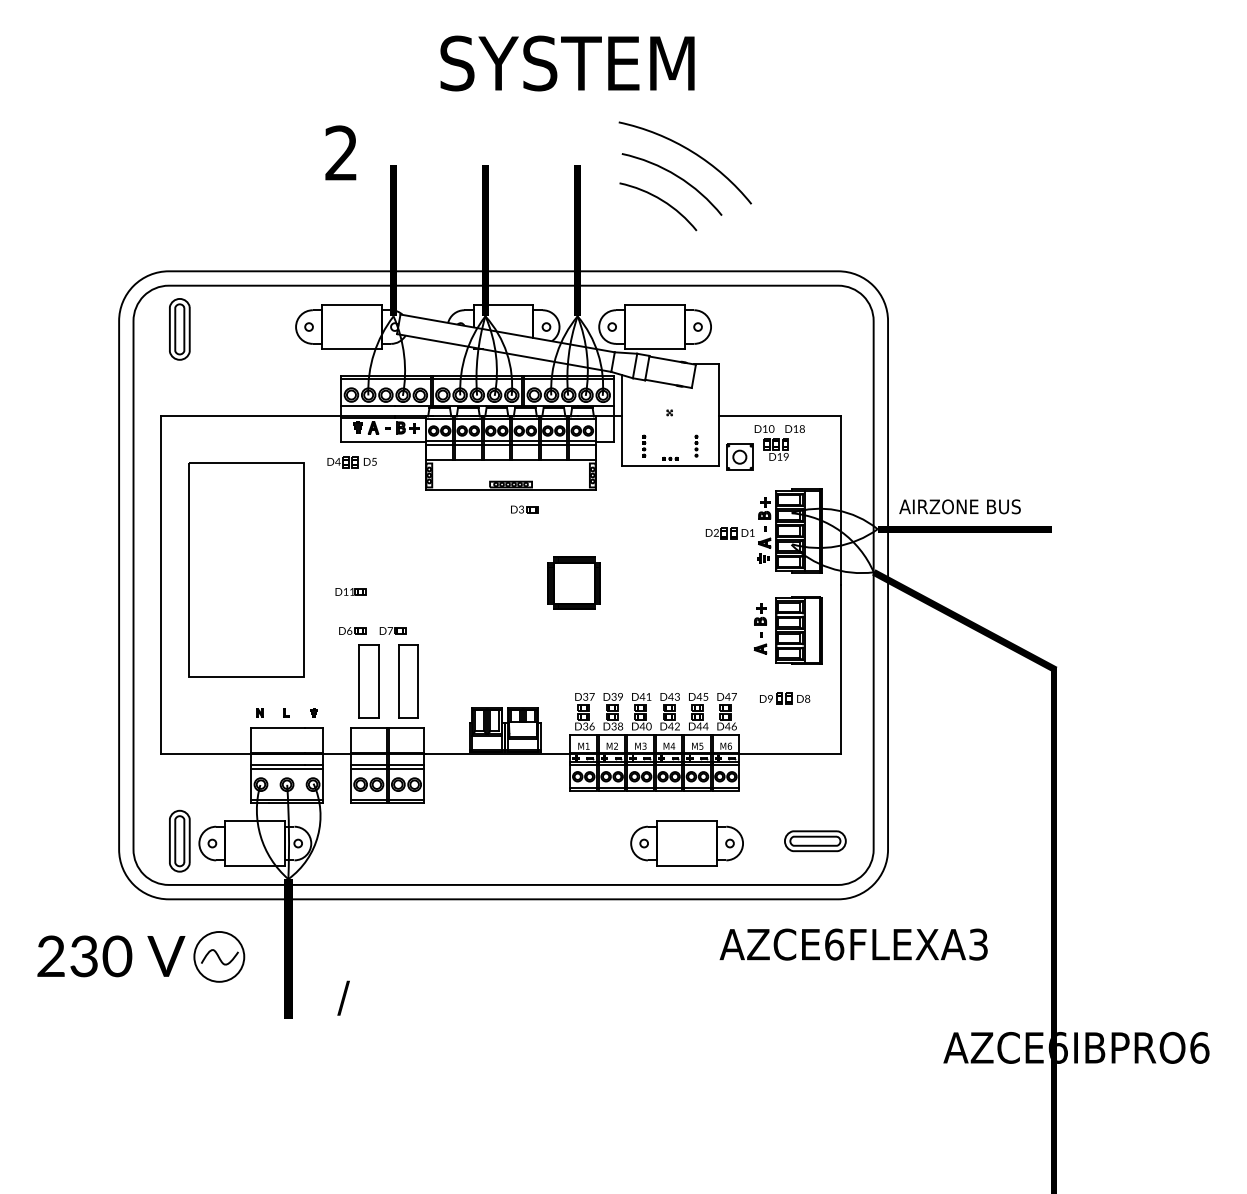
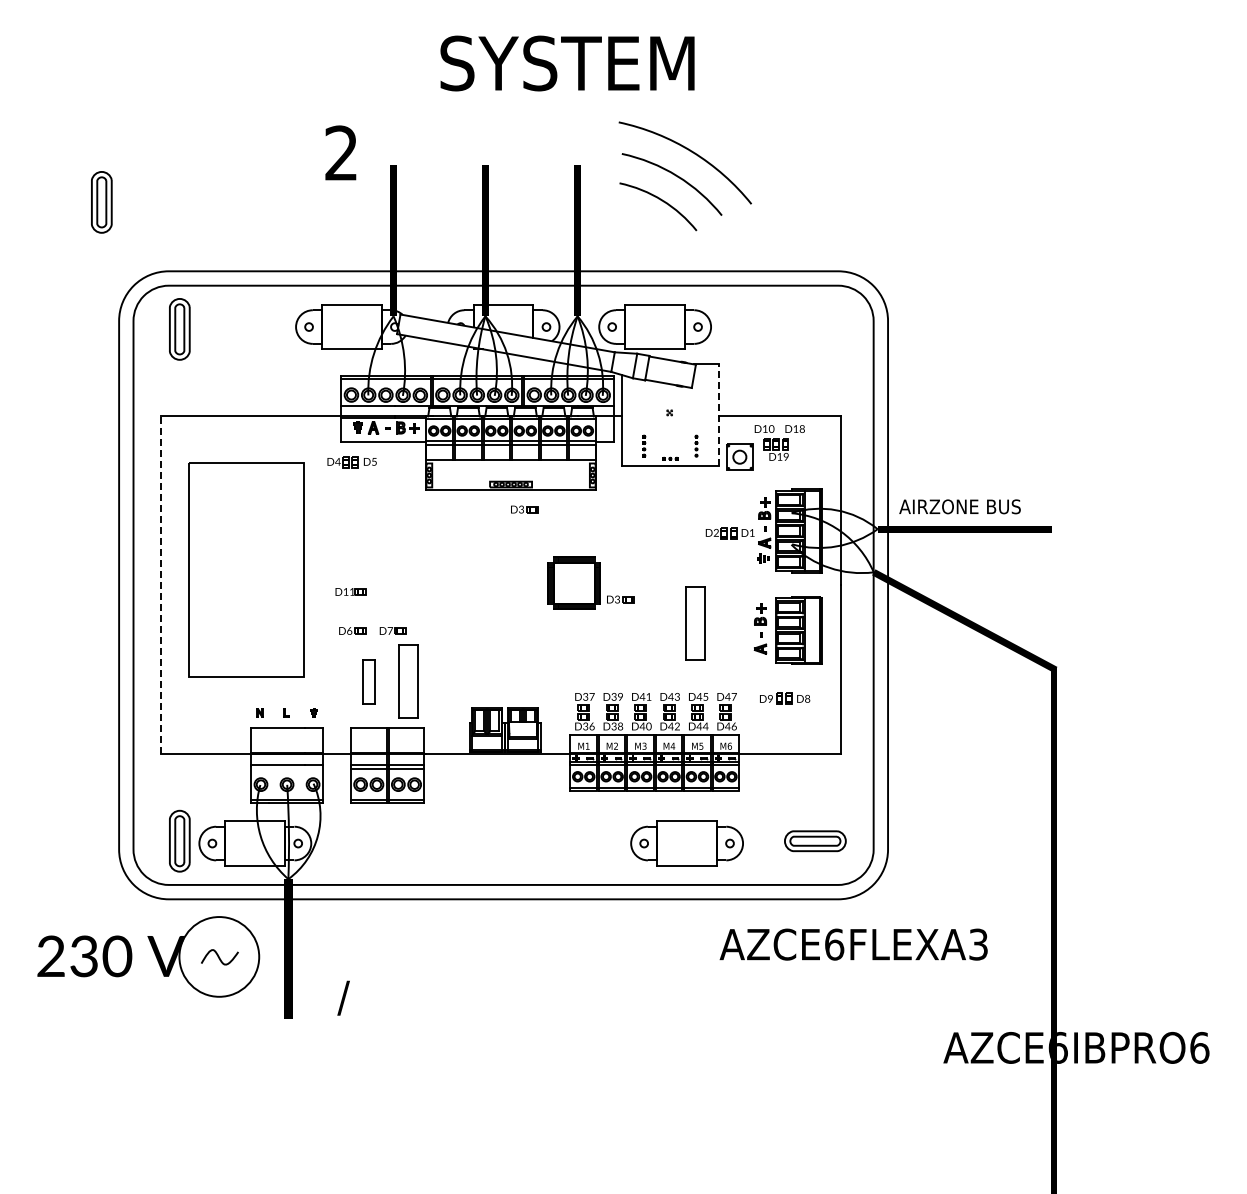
part: none -> present (101, 202)
line: solid -> dashed (719, 415)
line: solid -> dashed (160, 585)
part: none -> present (620, 599)
part: none -> present (695, 623)
part size: 22x75 px -> 14x46 px (368, 681)
line: present -> none (286, 768)
circle diameter: 50 px -> 80 px (219, 956)
